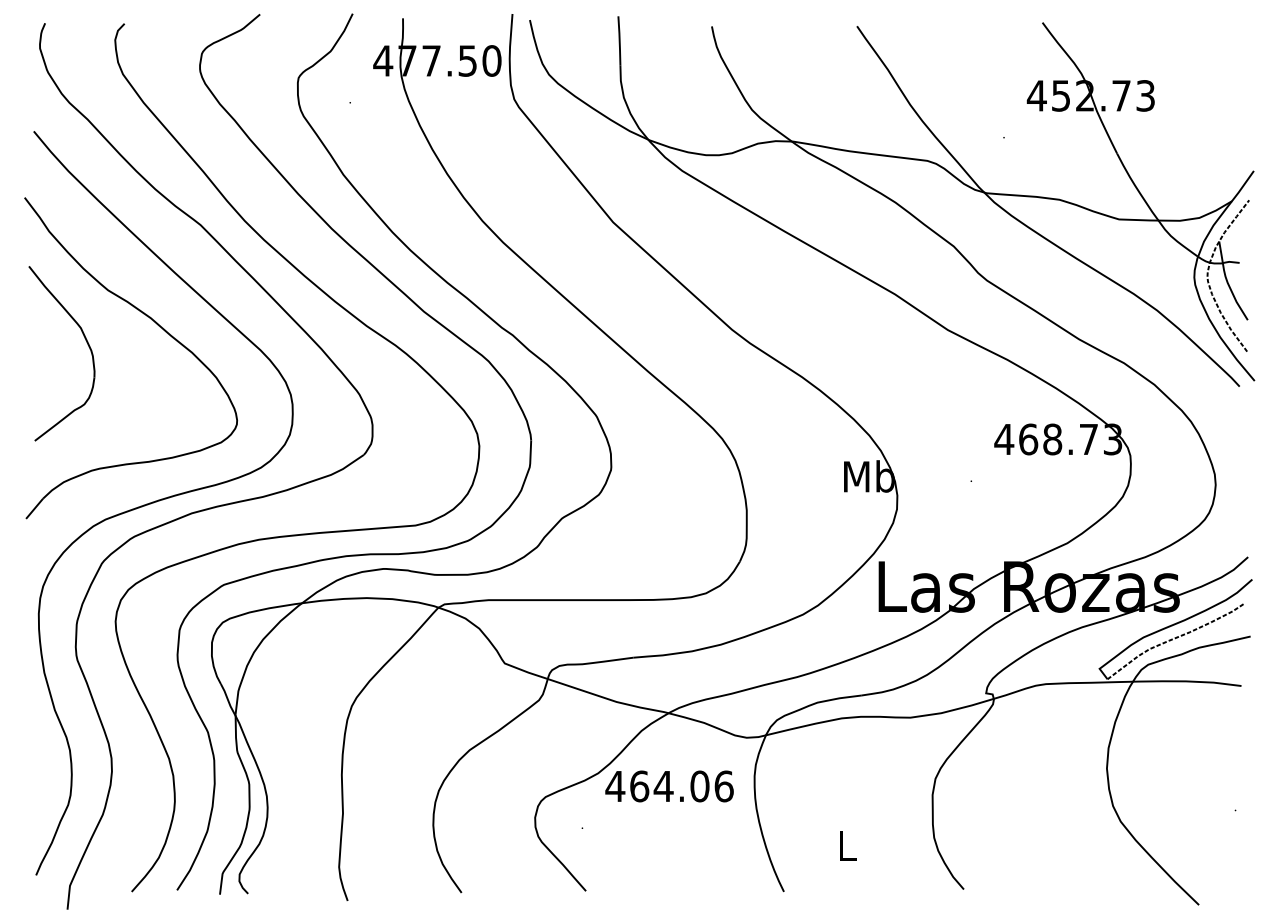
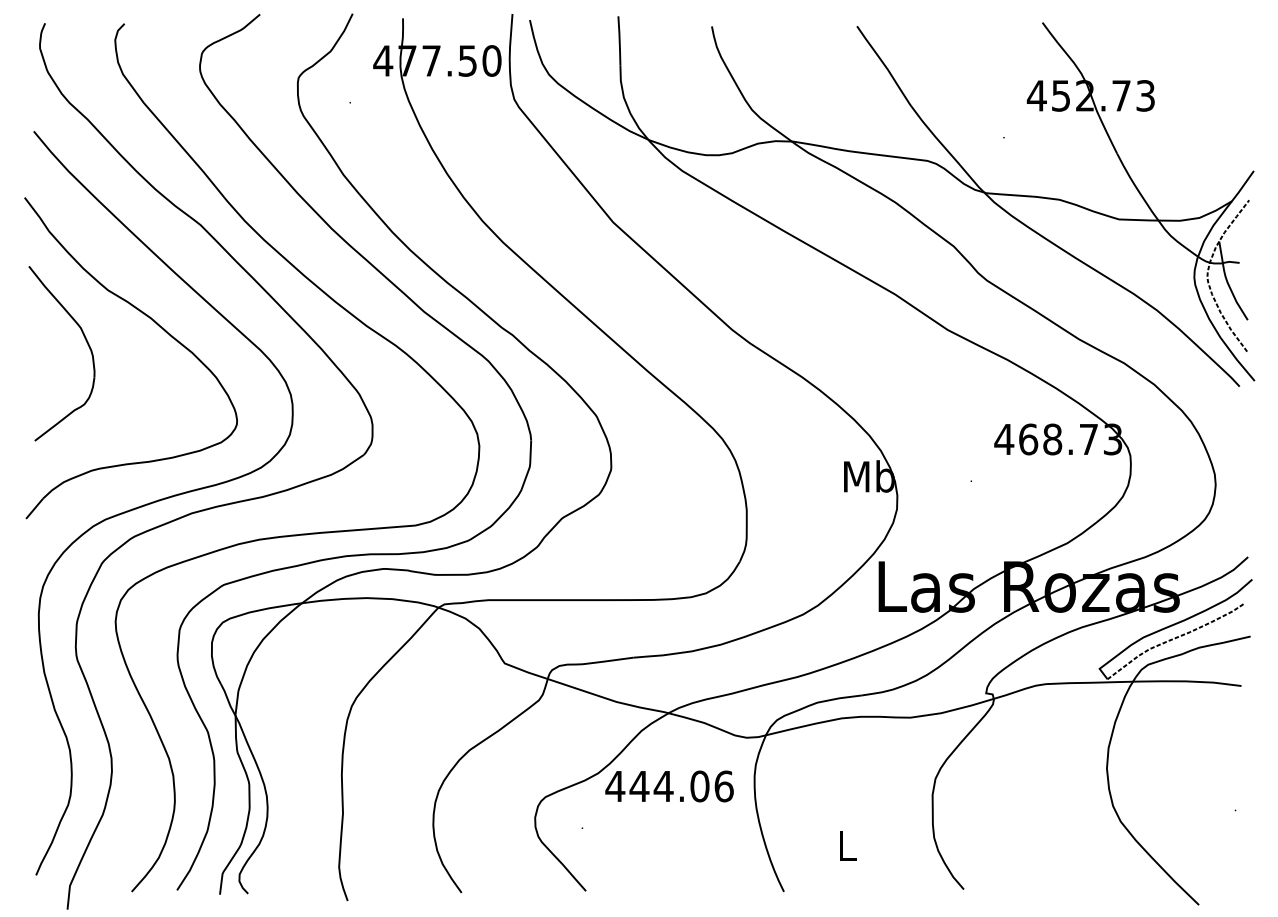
text: 464.06 -> 444.06 (639, 786)
